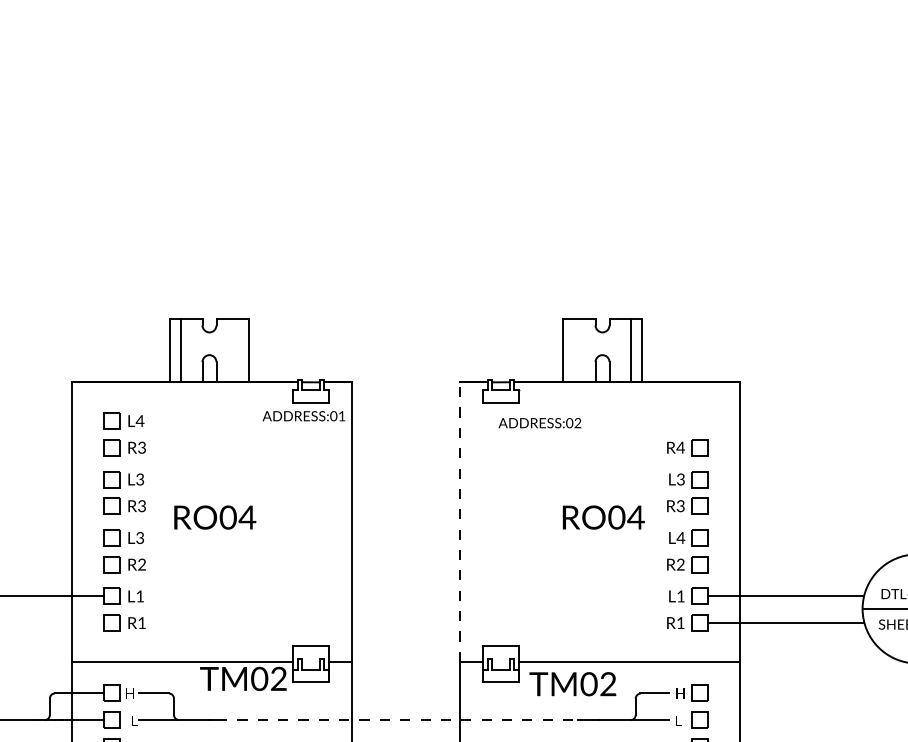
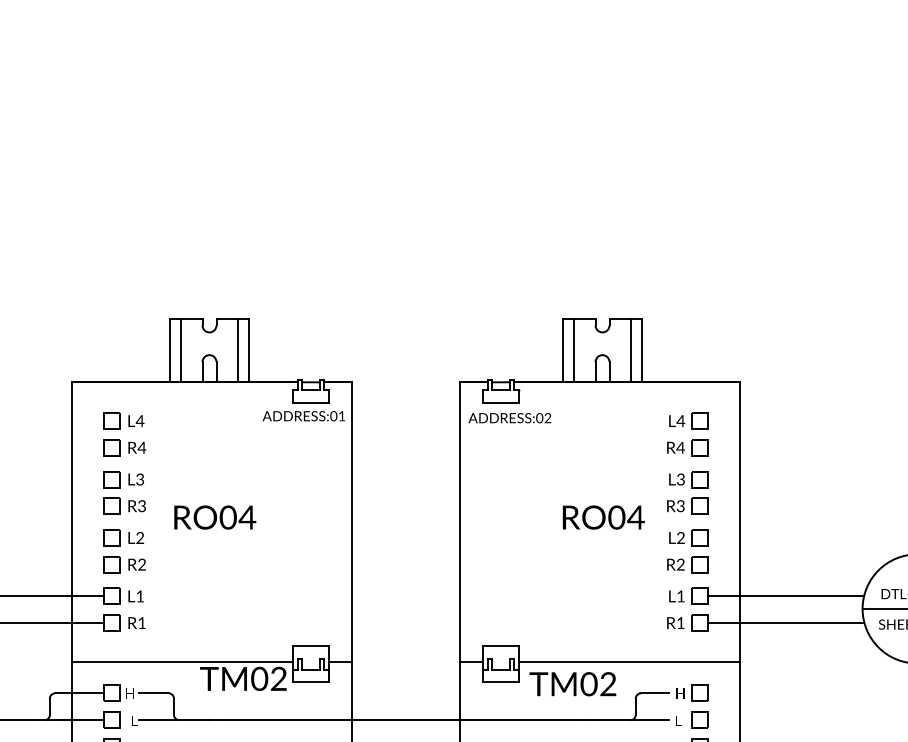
line: none -> present (237, 350)
line: none -> present (574, 350)
part: none -> present (688, 420)
text position: (539, 423) -> (509, 418) (509, 418)
text: R3 -> R4 (141, 447)
line: dashed -> solid (460, 522)
text: L4 -> L2 (680, 537)
text: L3 -> L2 (140, 539)
line: none -> present (52, 623)
line: dashed -> solid (397, 720)
